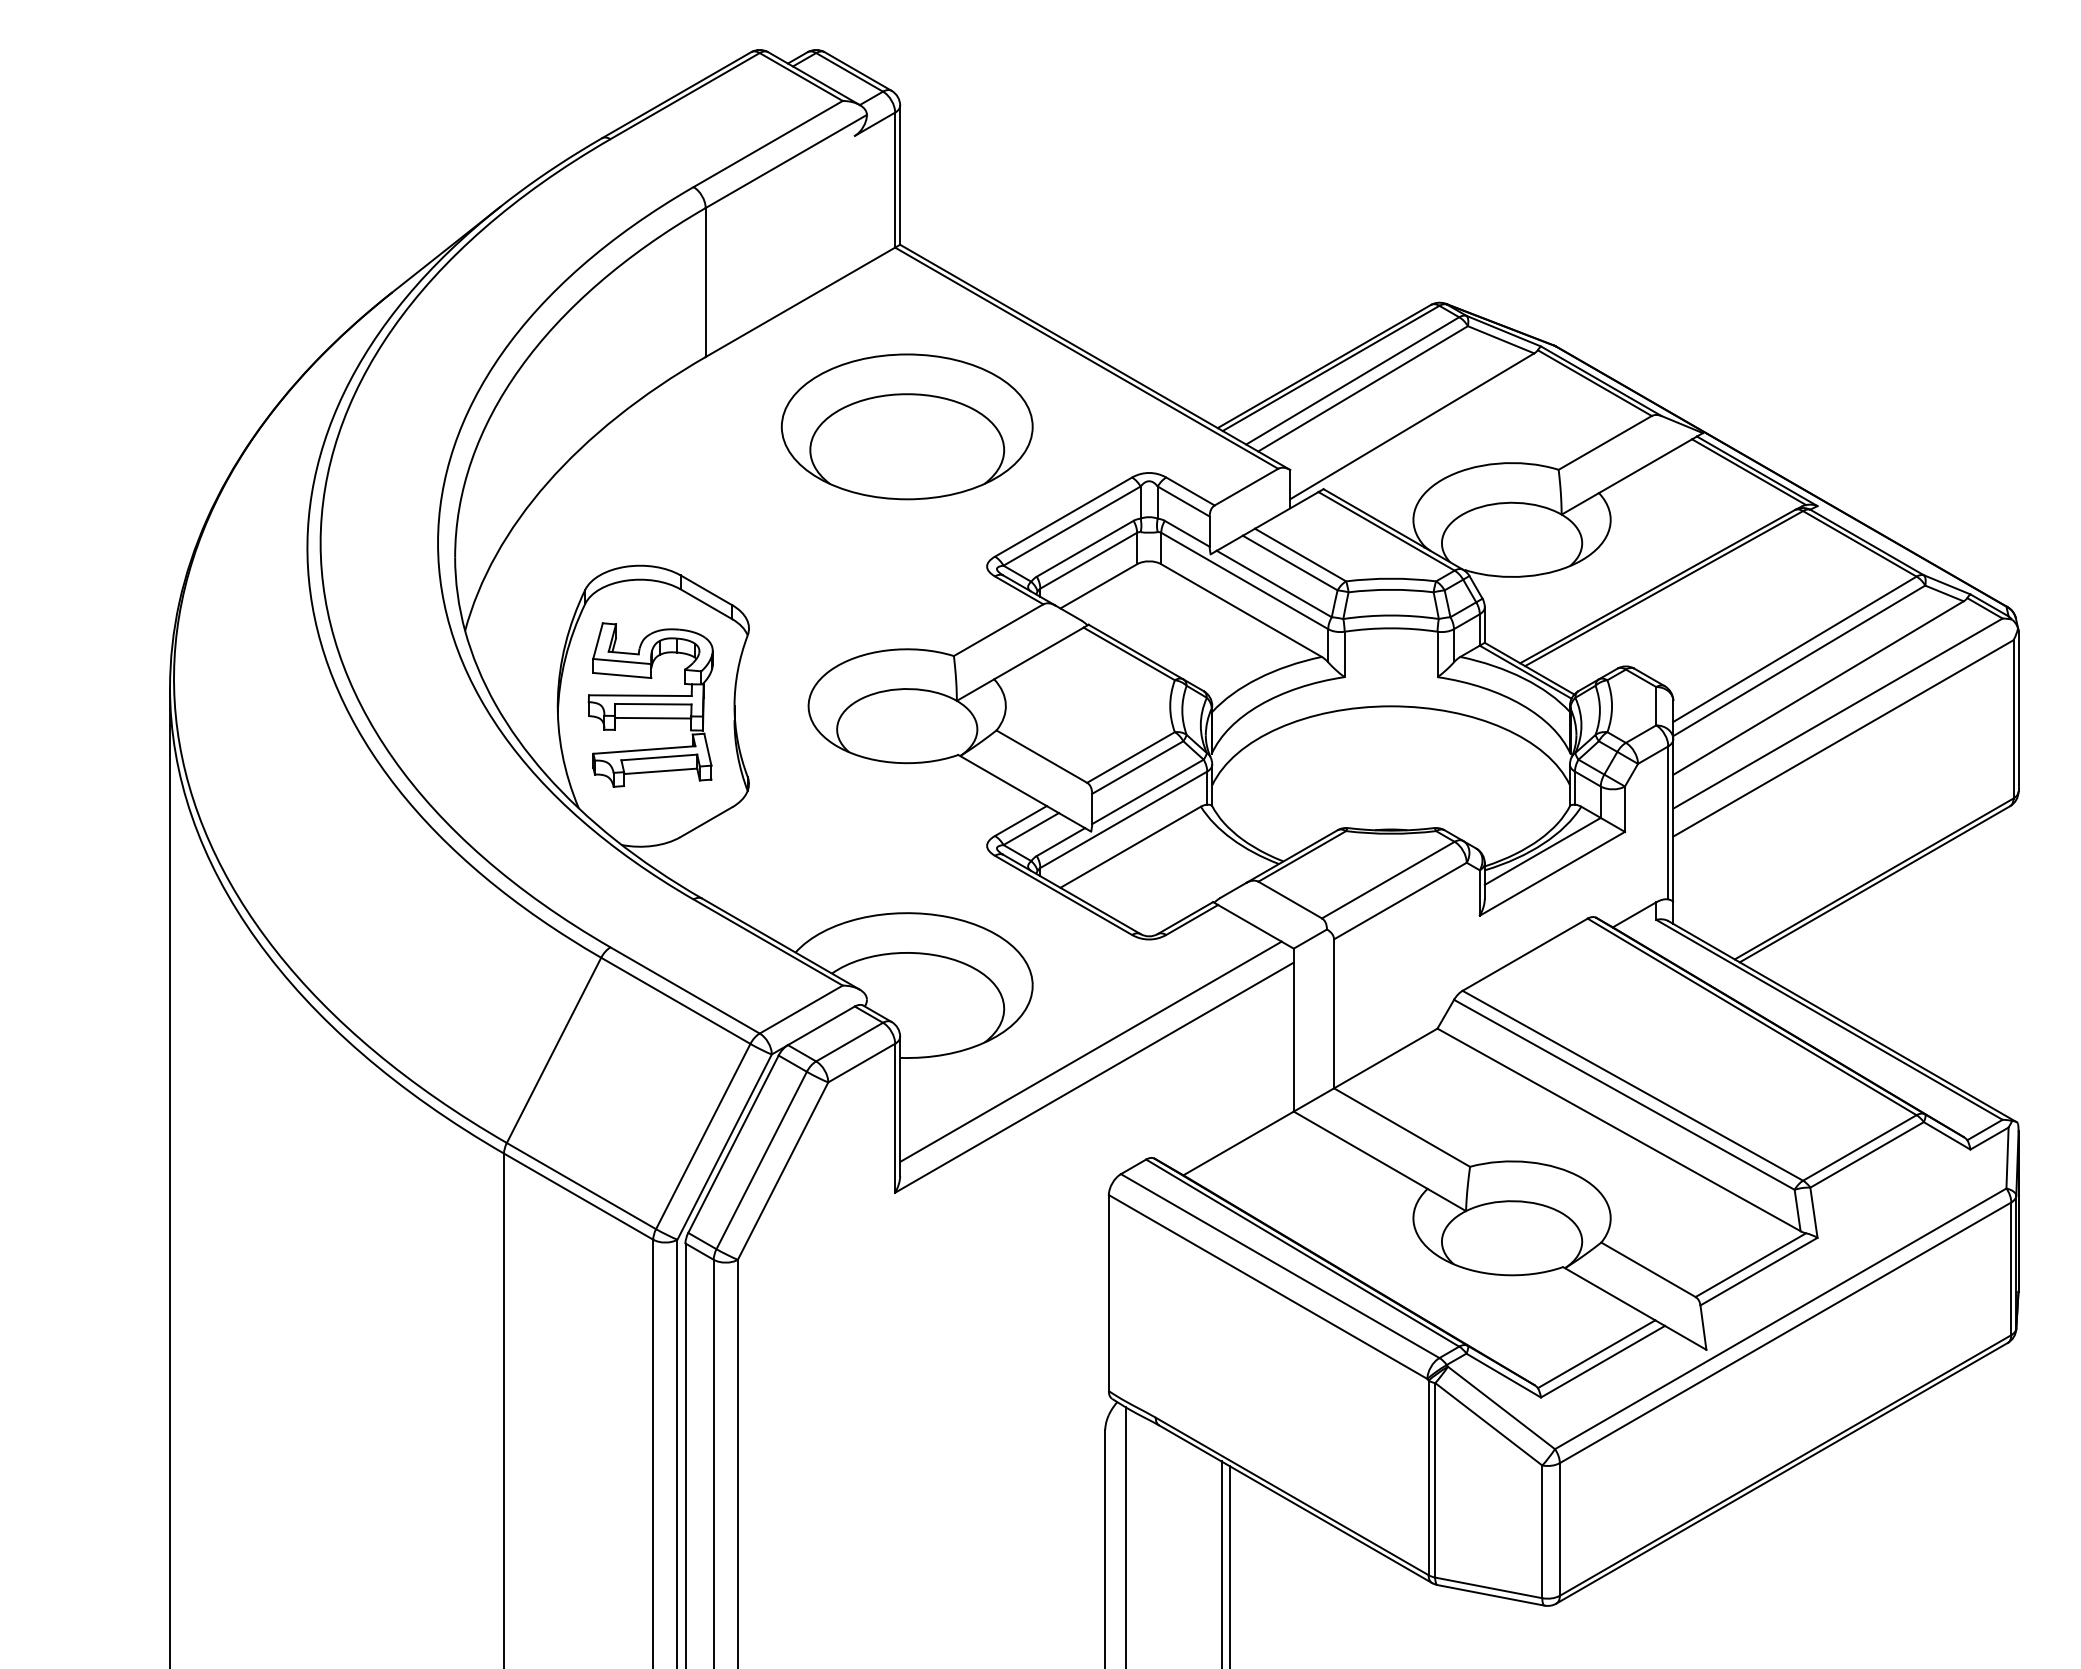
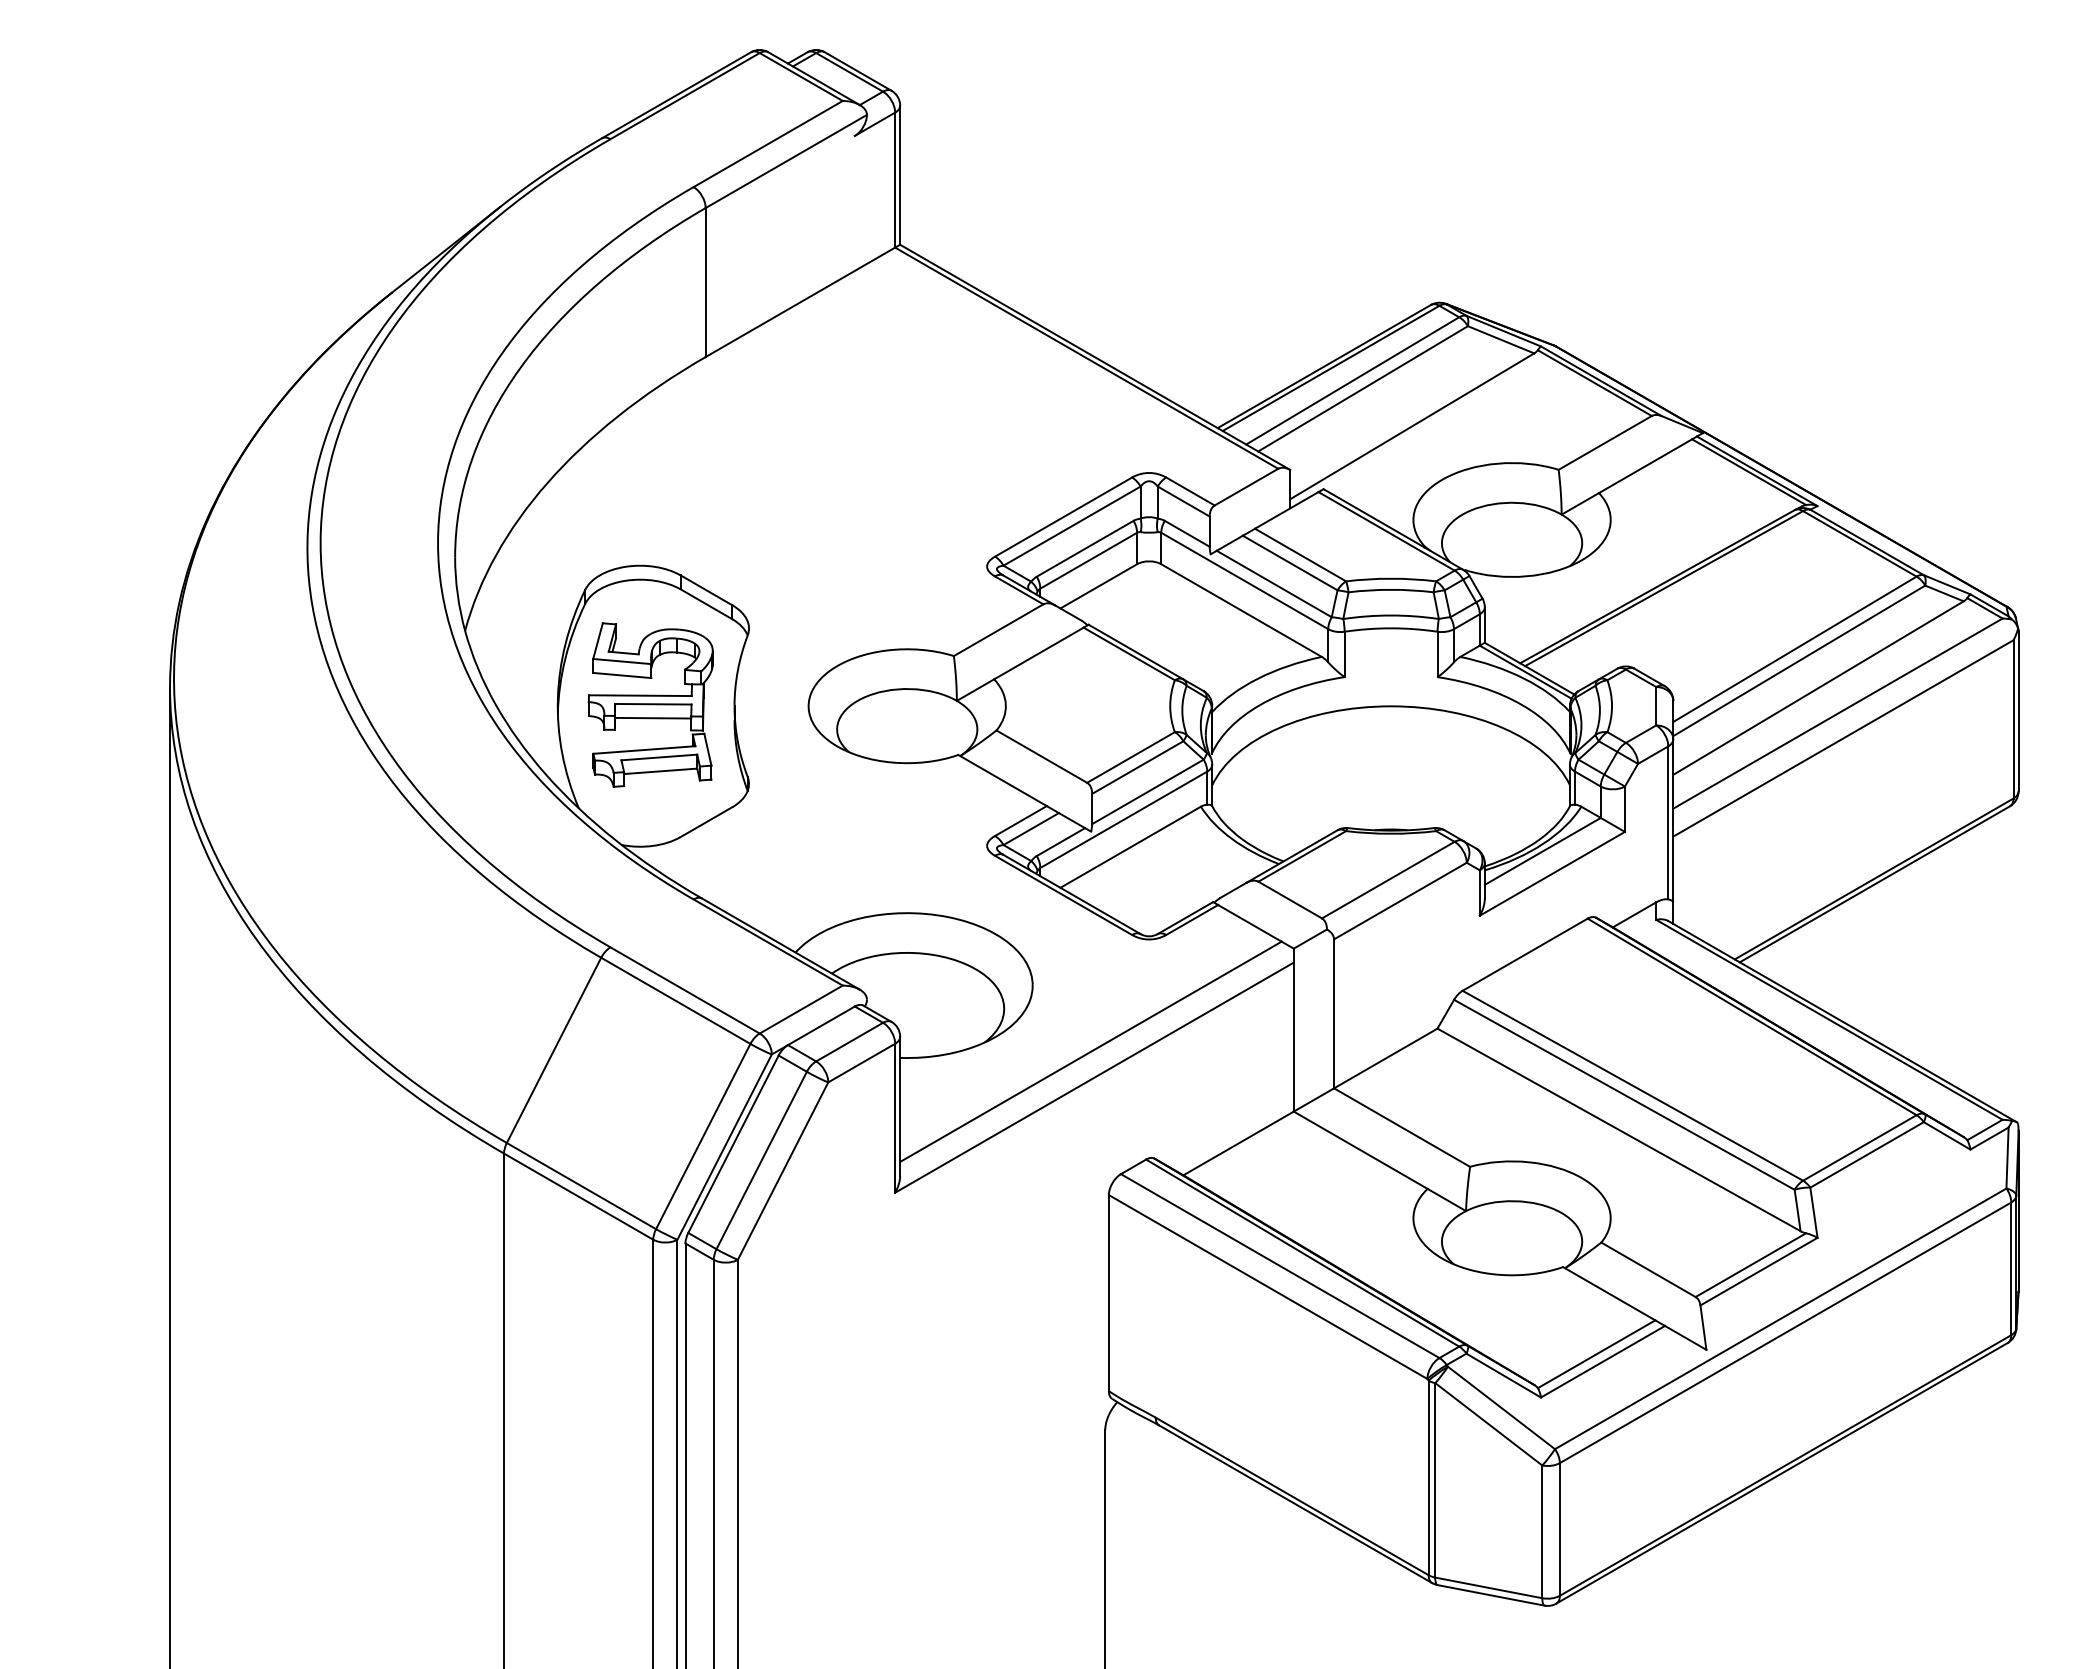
part: present -> none (906, 426)
line: present -> none (1125, 1536)
line: present -> none (1221, 1563)
line: present -> none (1229, 1565)
